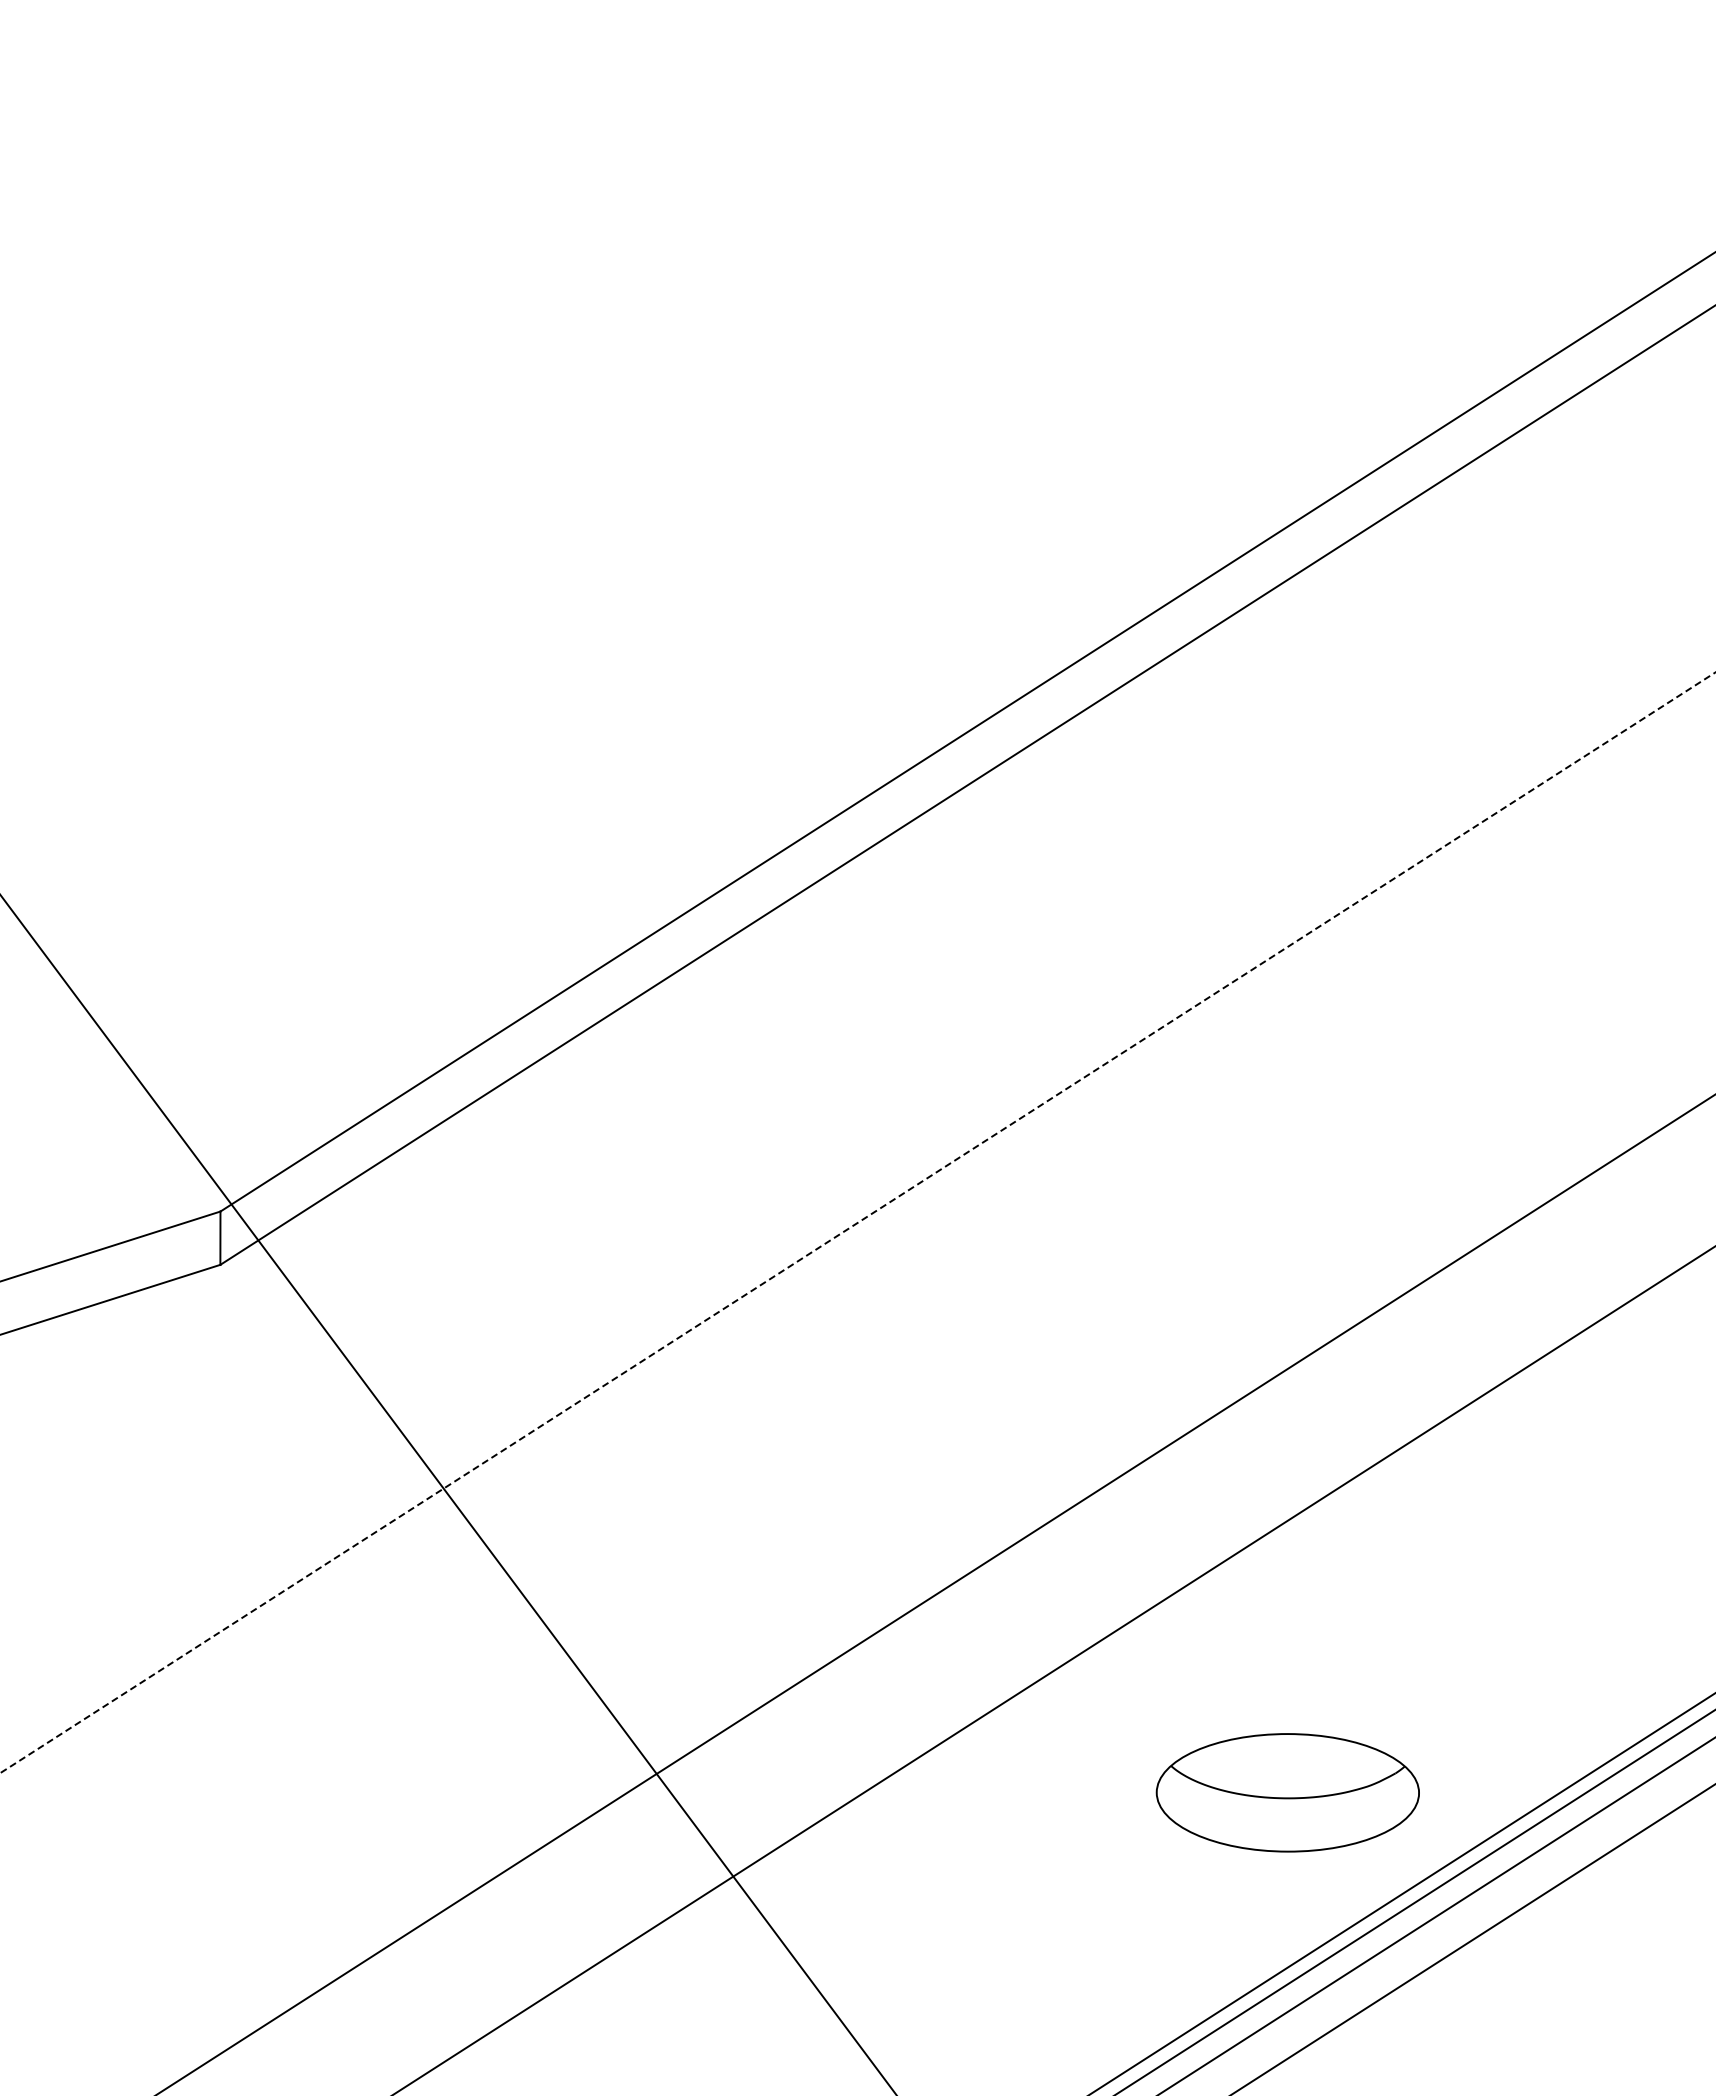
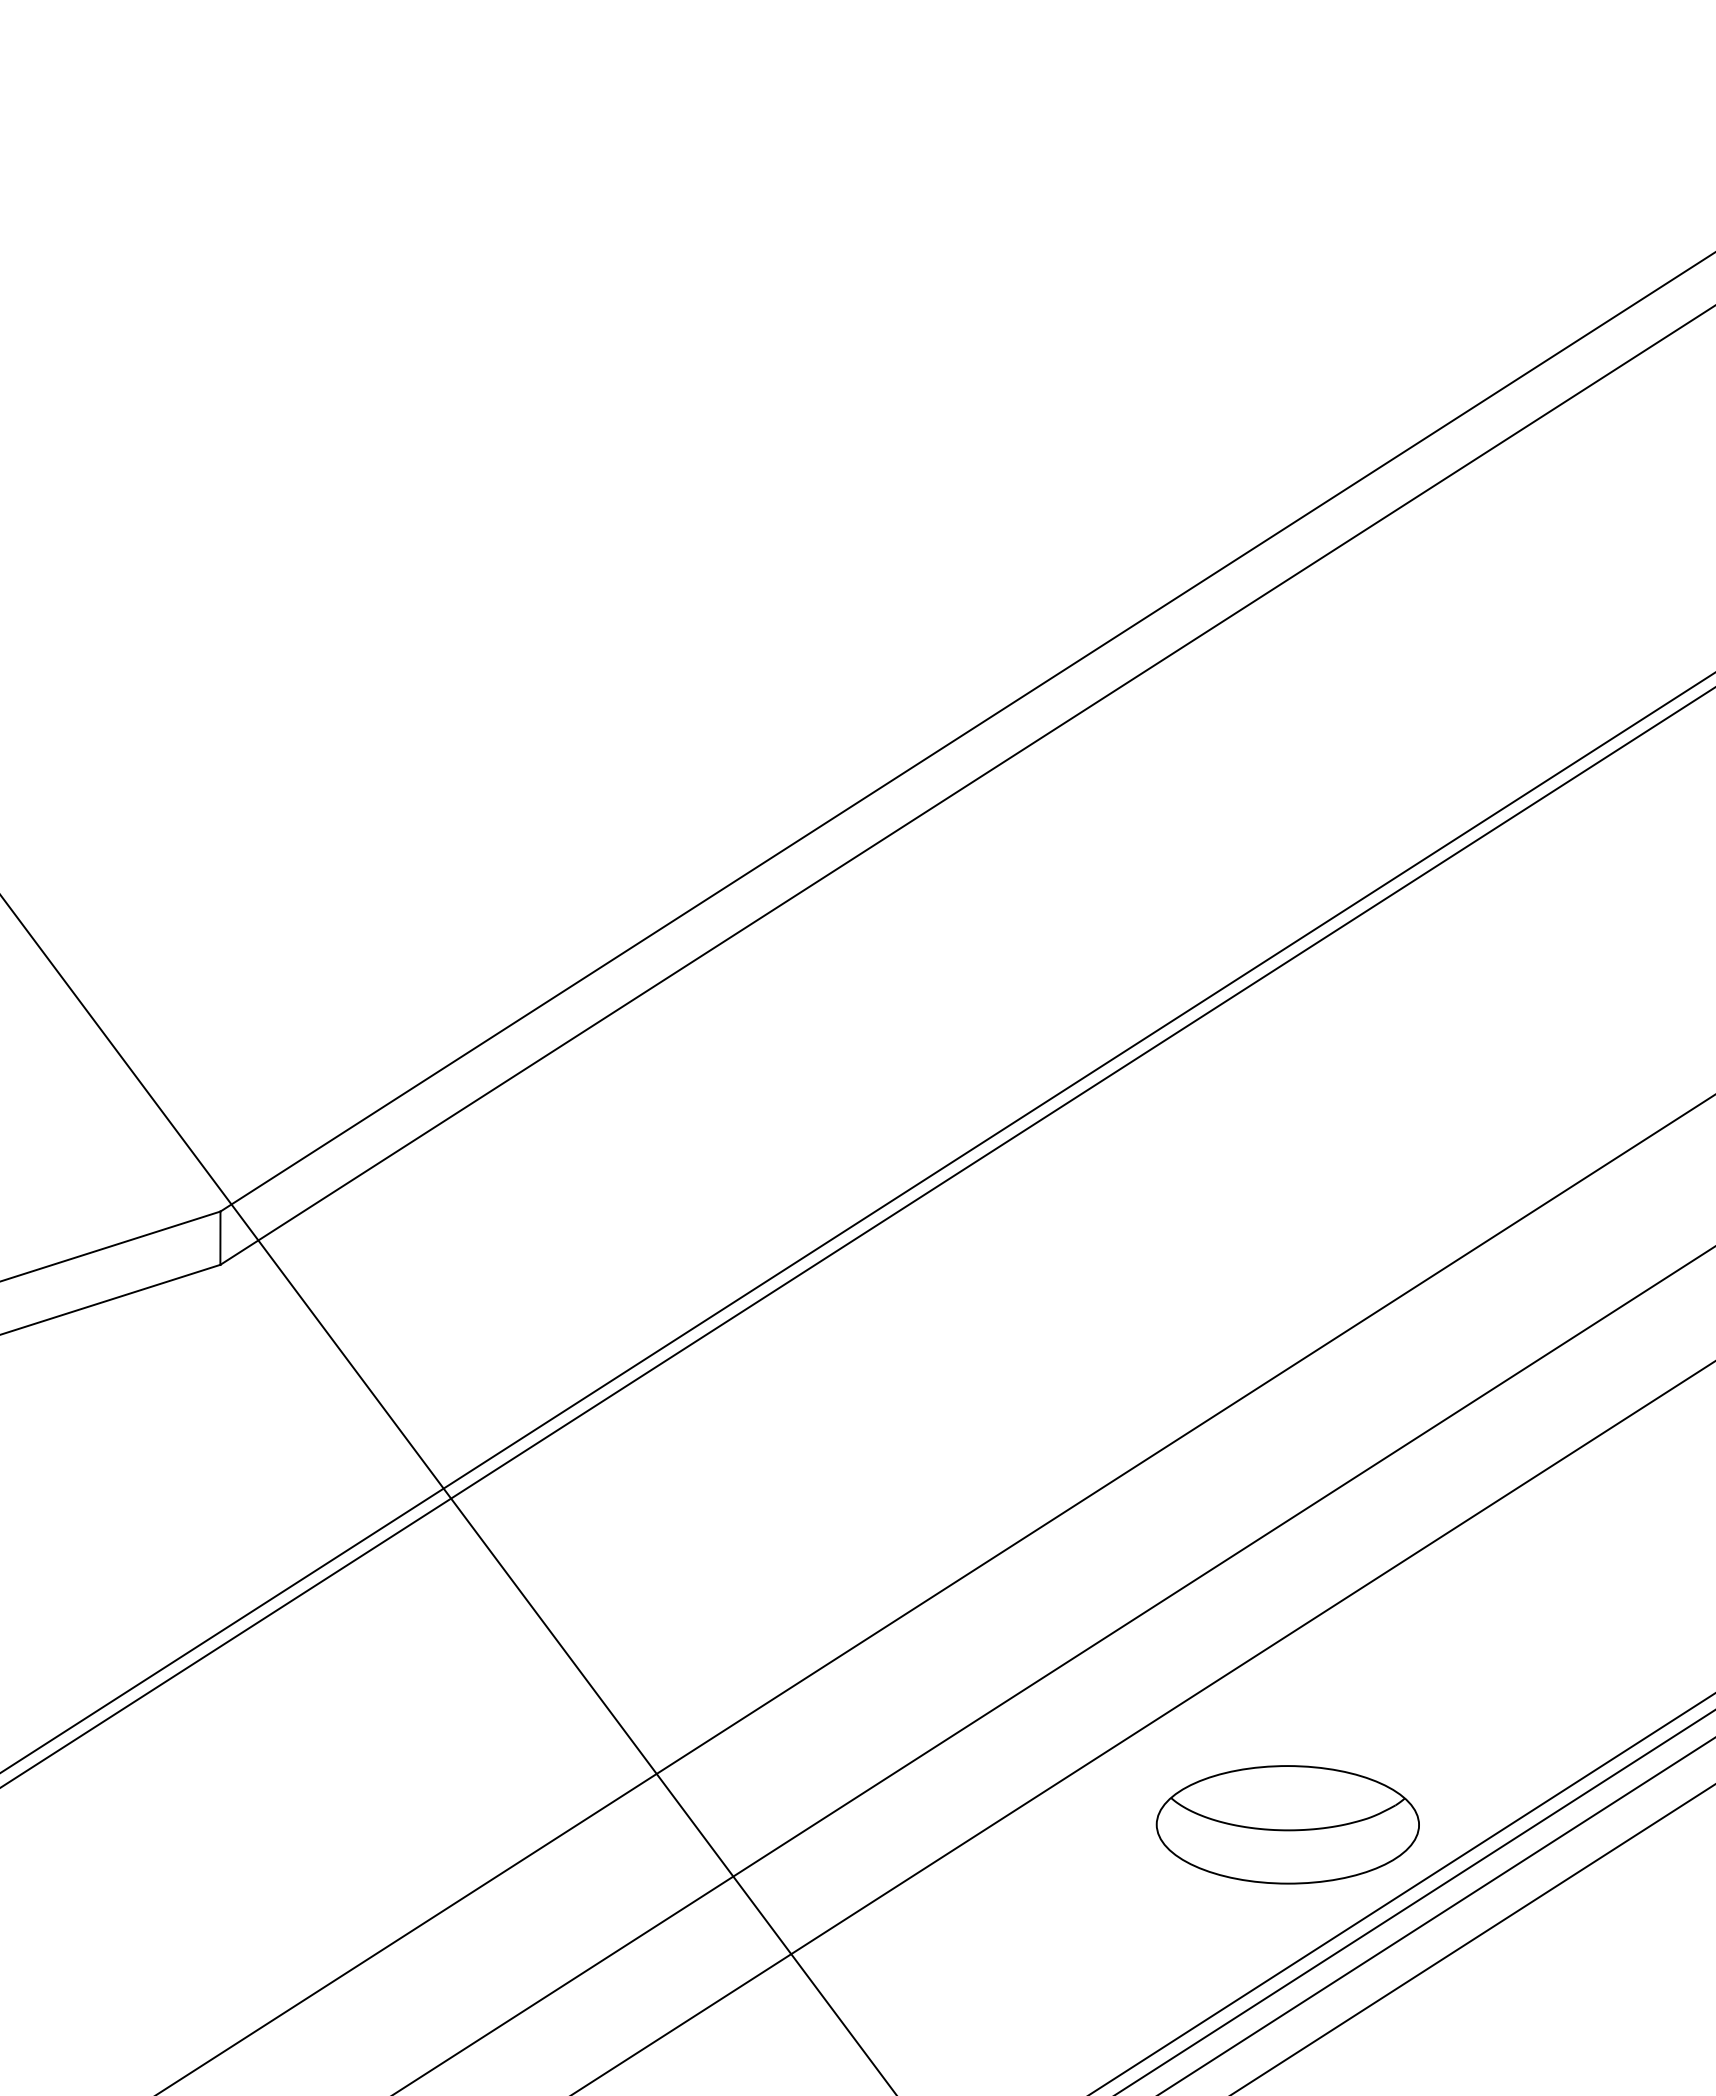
line: dashed -> solid (858, 1222)
line: none -> present (857, 1237)
line: none -> present (1143, 1727)
part position: (1287, 1792) -> (1287, 1824) (1287, 1824)
